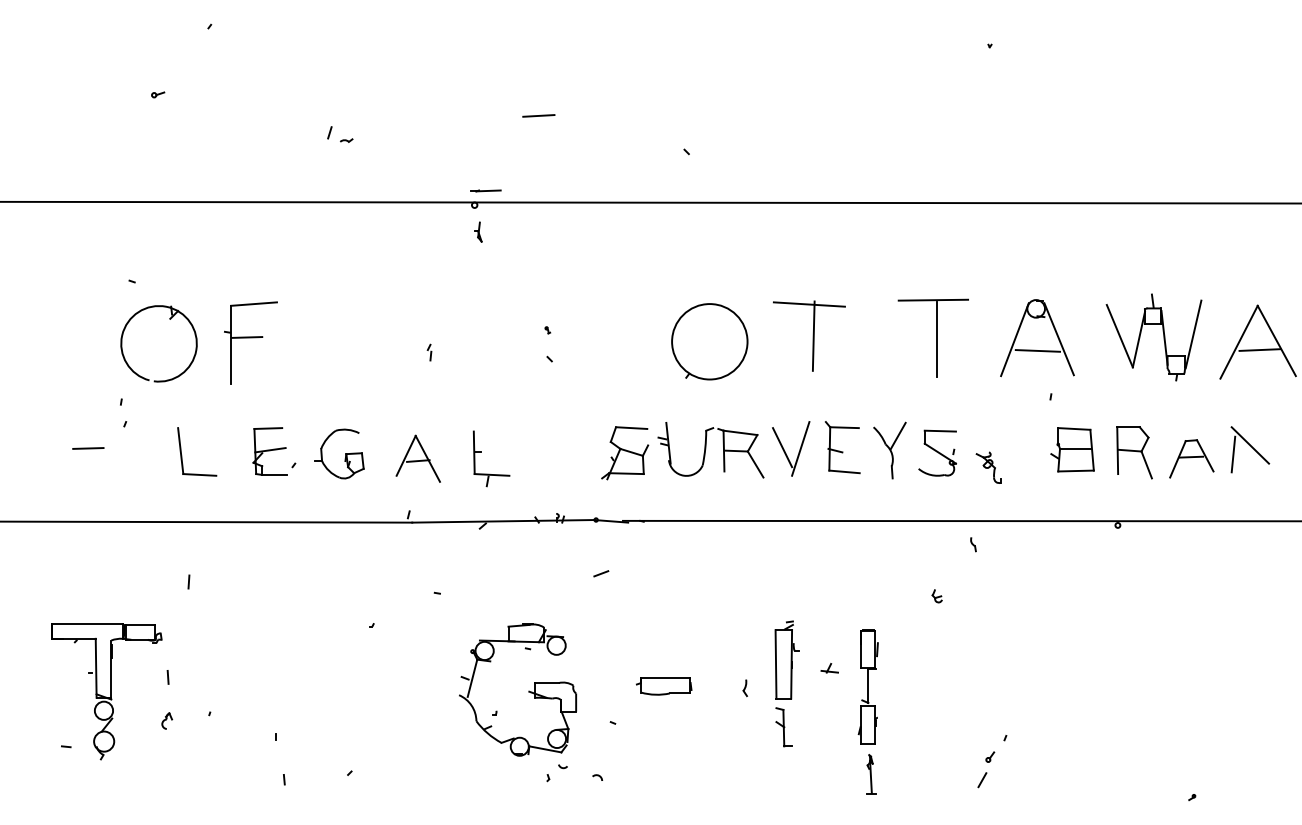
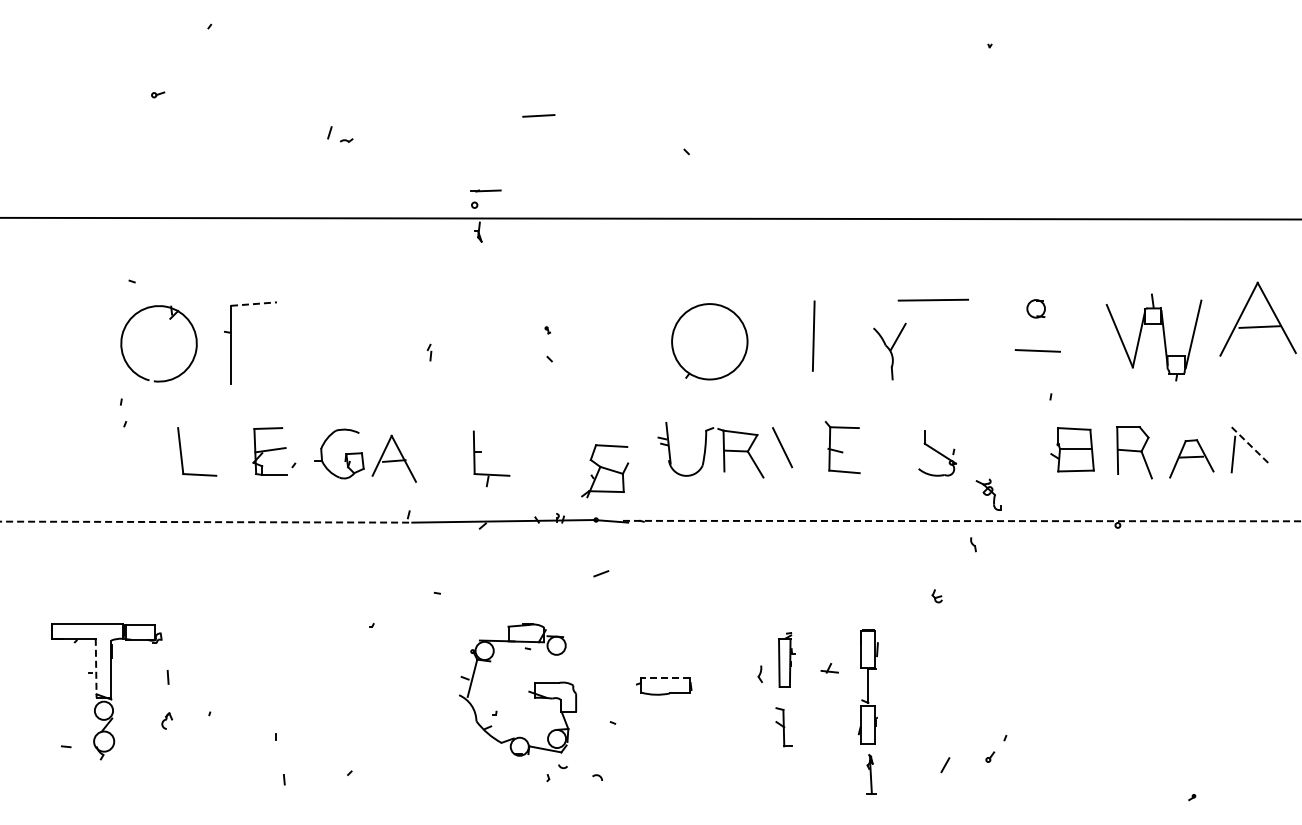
line position: (650, 202) -> (650, 218) (650, 218)
line: solid -> dashed (254, 304)
line: present -> none (808, 304)
line: present -> none (246, 337)
line: present -> none (936, 339)
line: present -> none (1014, 339)
line: present -> none (1058, 339)
part position: (1257, 349) -> (1257, 326) (1257, 326)
line: present -> none (939, 430)
line: solid -> dashed (1250, 445)
line: present -> none (88, 448)
line: present -> none (800, 448)
part position: (889, 450) -> (889, 351) (889, 351)
part position: (625, 453) -> (605, 471) (605, 471)
part position: (417, 458) -> (393, 458) (393, 458)
part position: (988, 467) -> (988, 494) (988, 494)
line: solid -> dashed (962, 521)
line: solid -> dashed (206, 522)
line: present -> none (188, 581)
part size: 26x80 px -> 18x56 px (786, 659)
line: solid -> dashed (96, 668)
line: solid -> dashed (664, 677)
part position: (744, 688) -> (759, 674) (759, 674)
line position: (982, 780) -> (945, 765) (945, 765)
